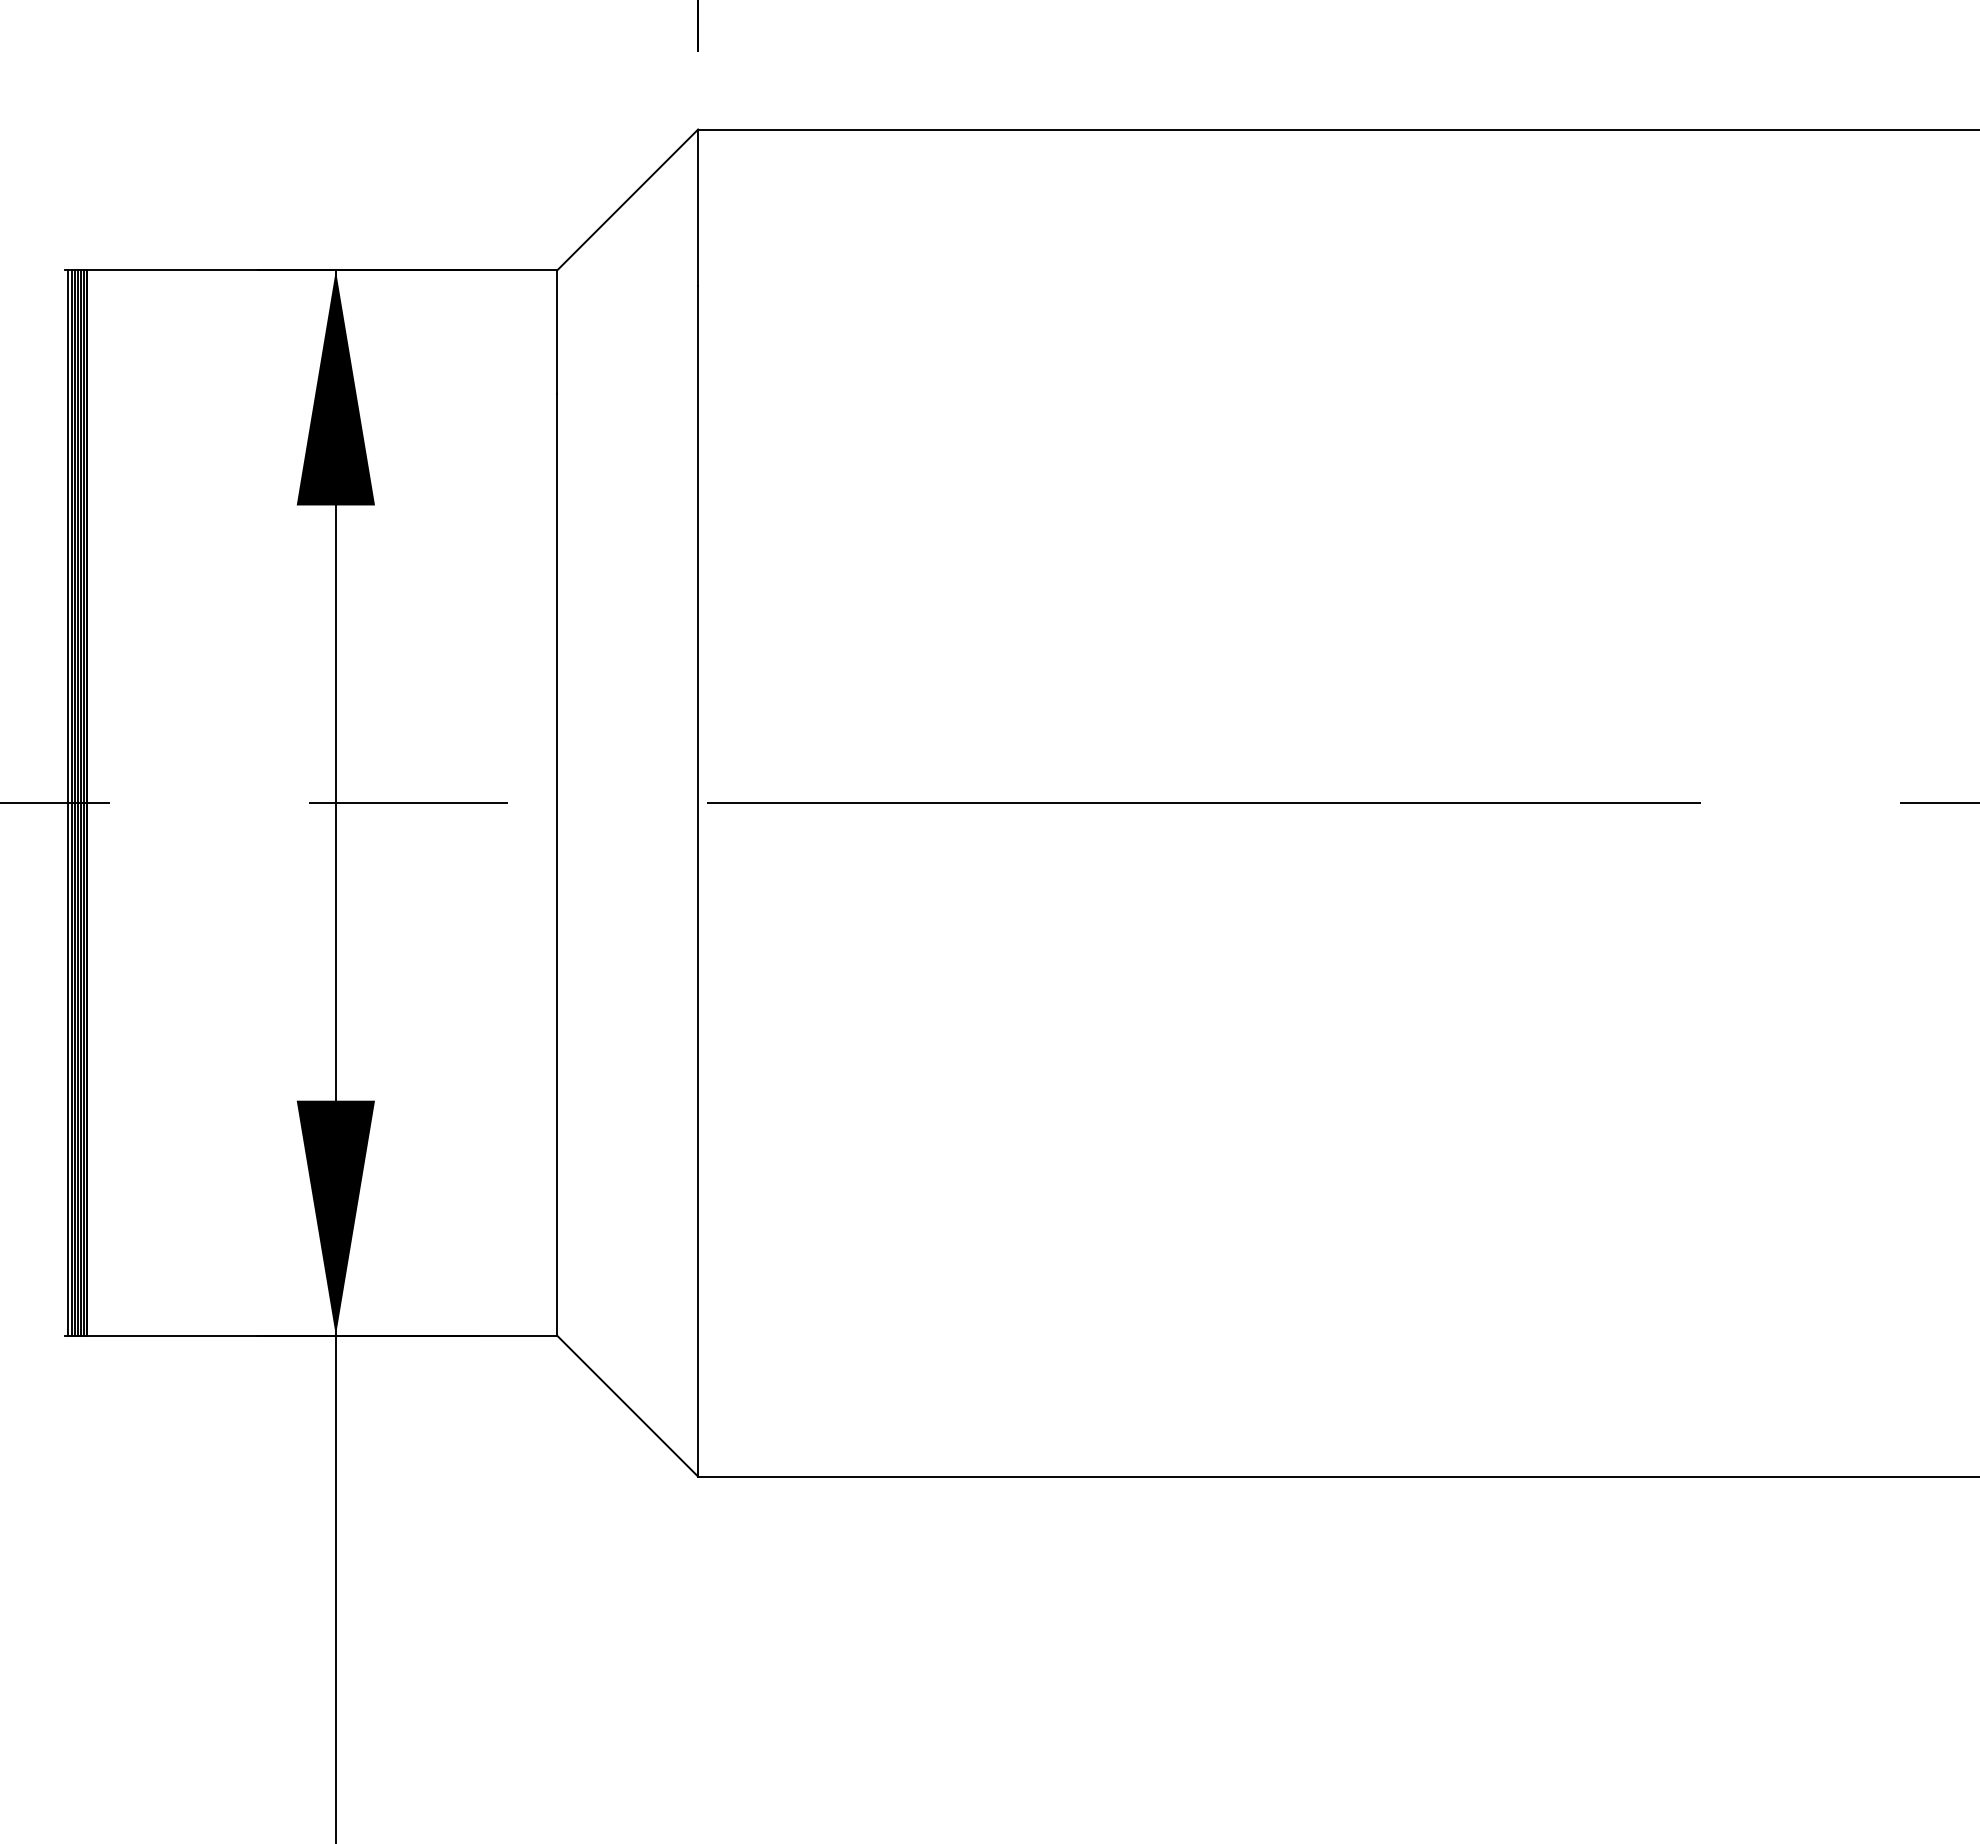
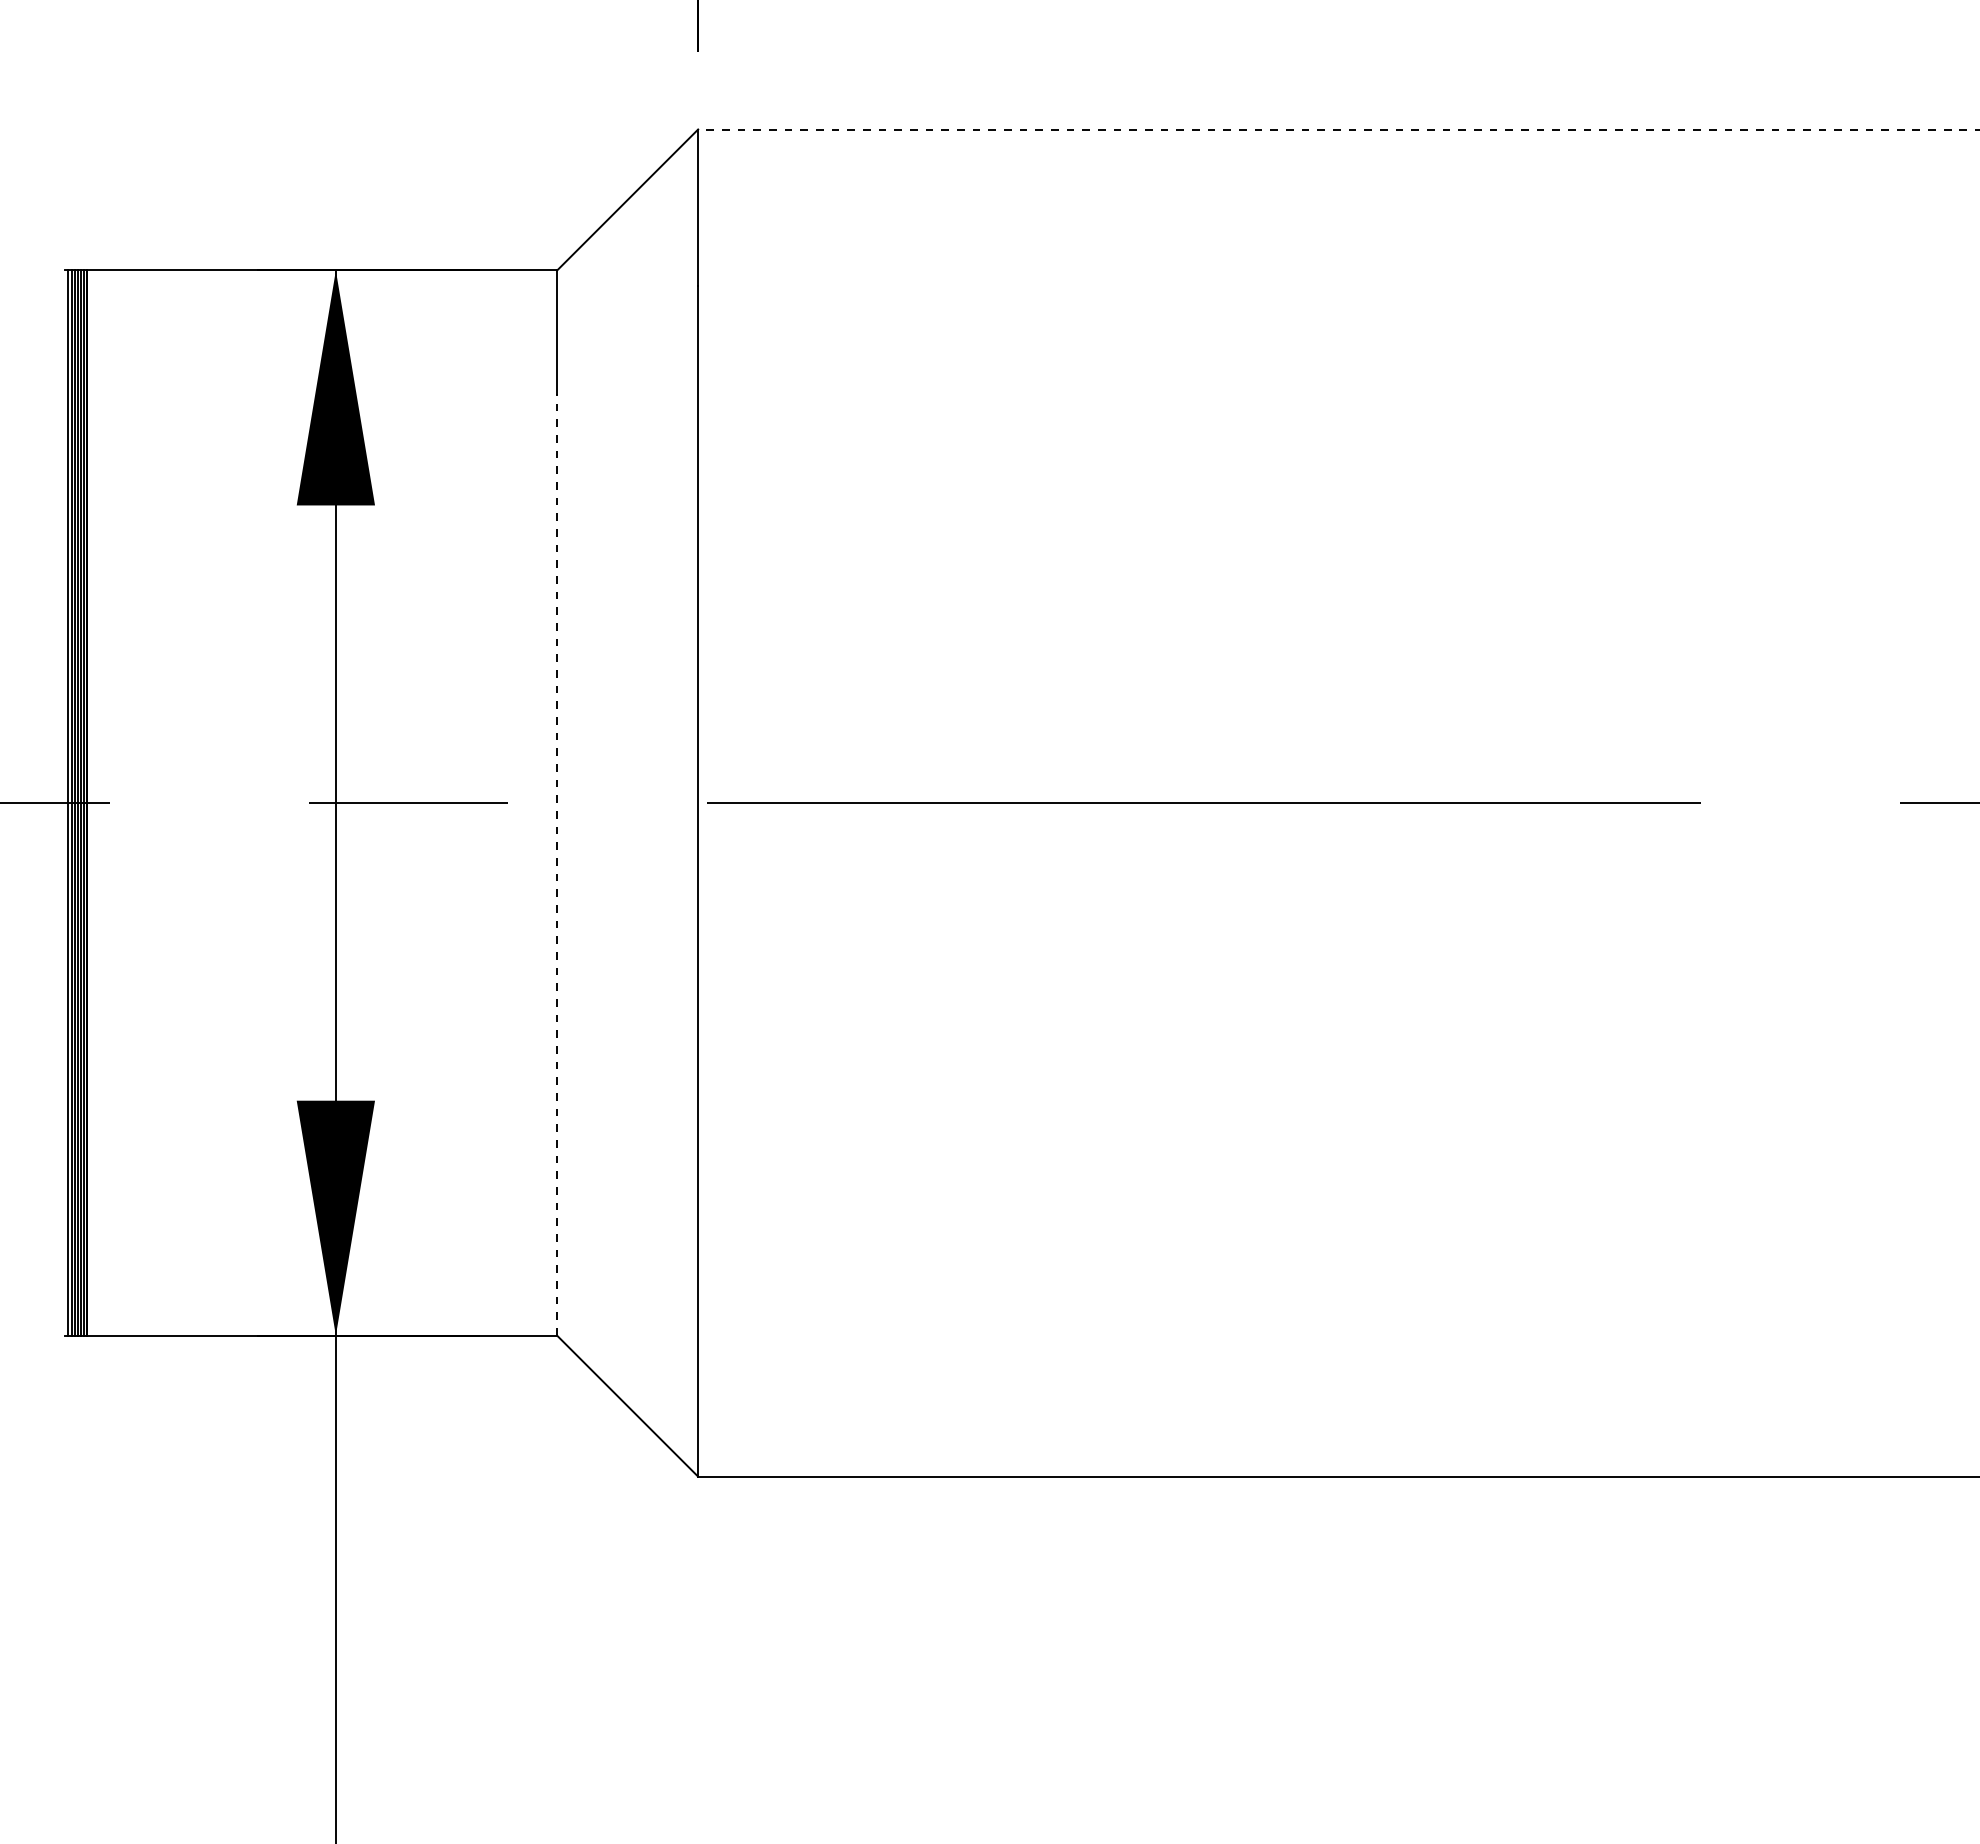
line: solid -> dashed (1338, 129)
line: solid -> dashed (557, 865)
